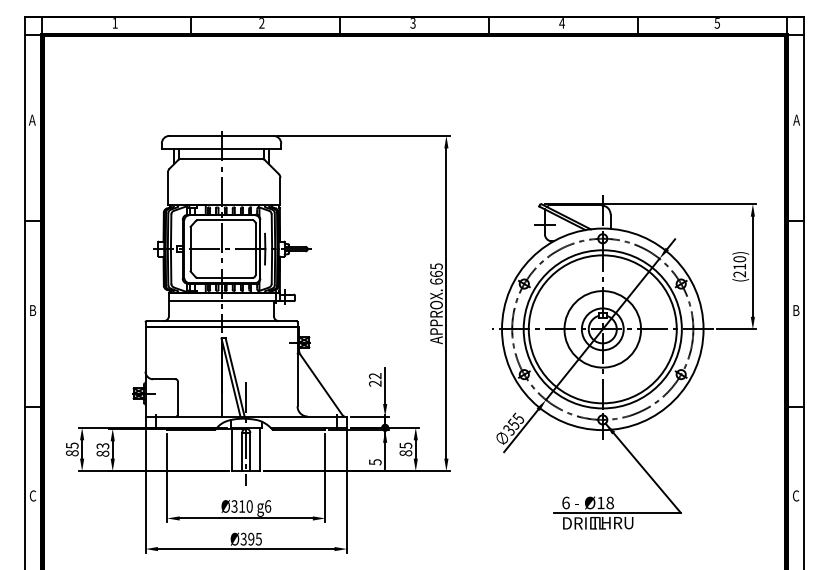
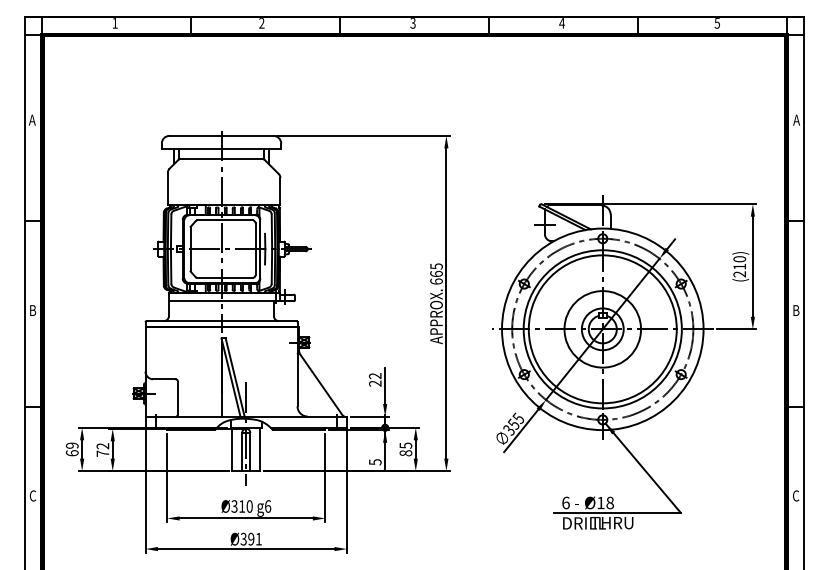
text: 85 -> 69 (72, 449)
text: 83 -> 72 (102, 449)
text: Ø395 -> Ø391 (258, 539)
